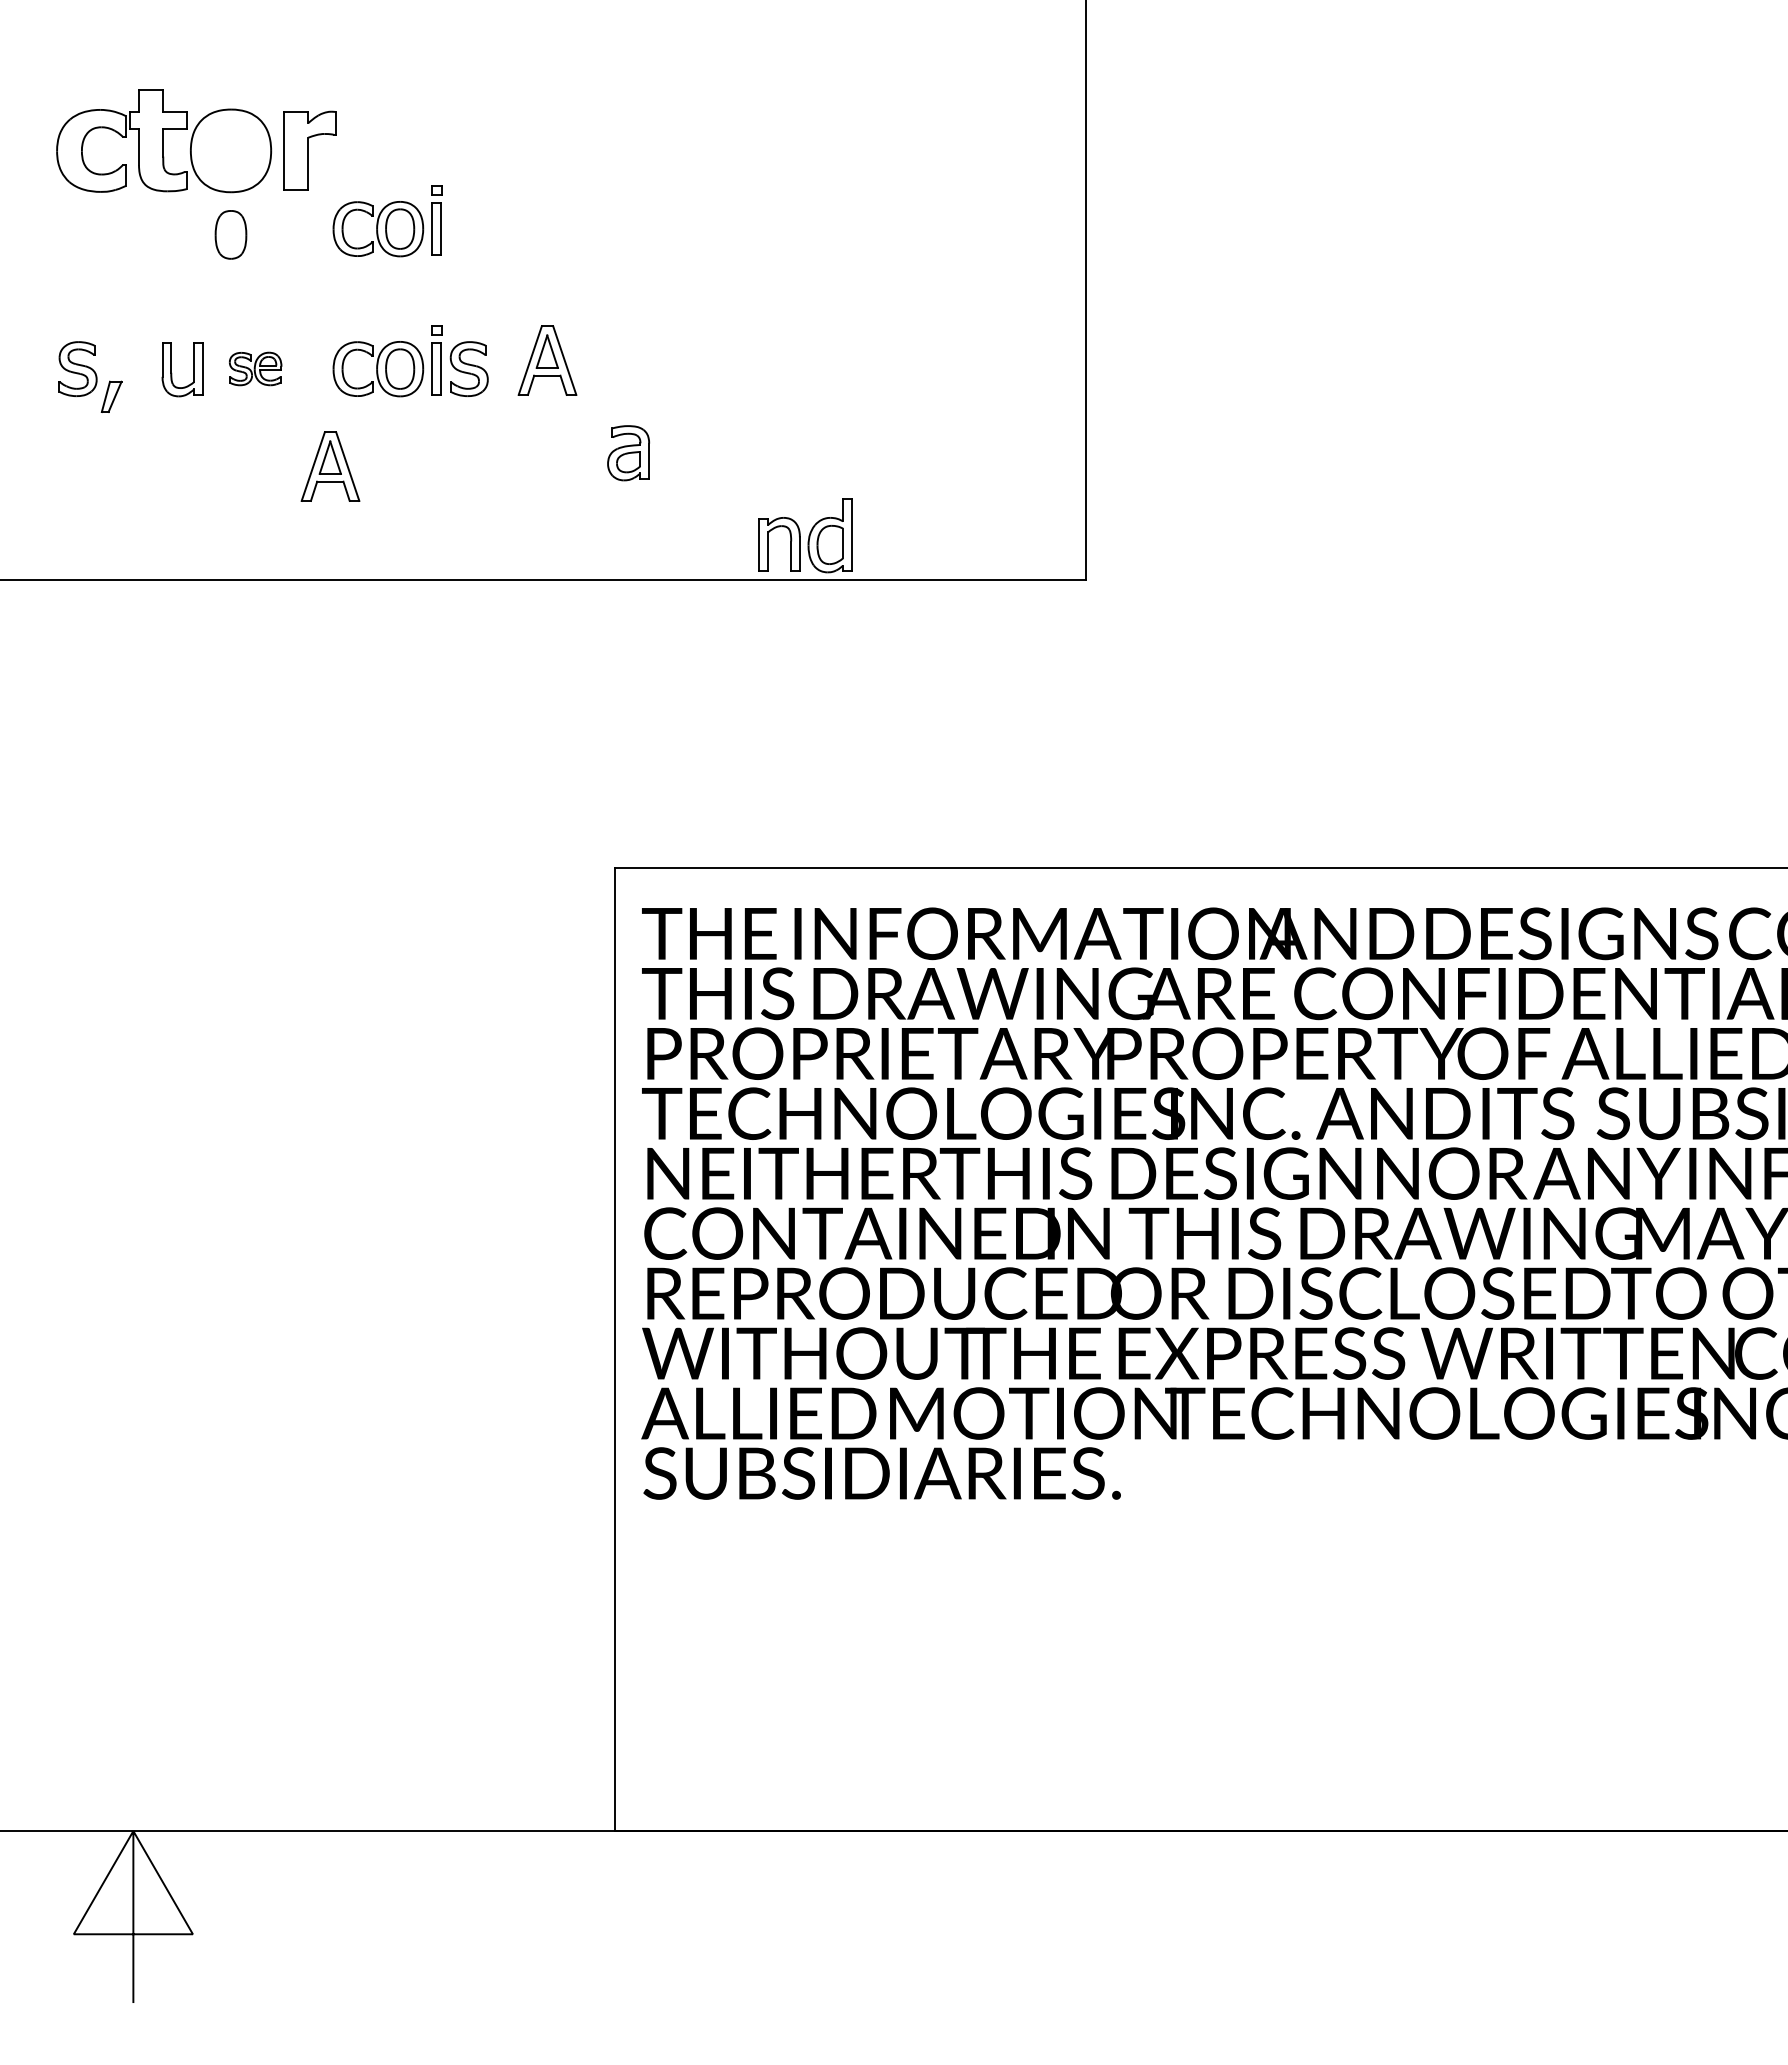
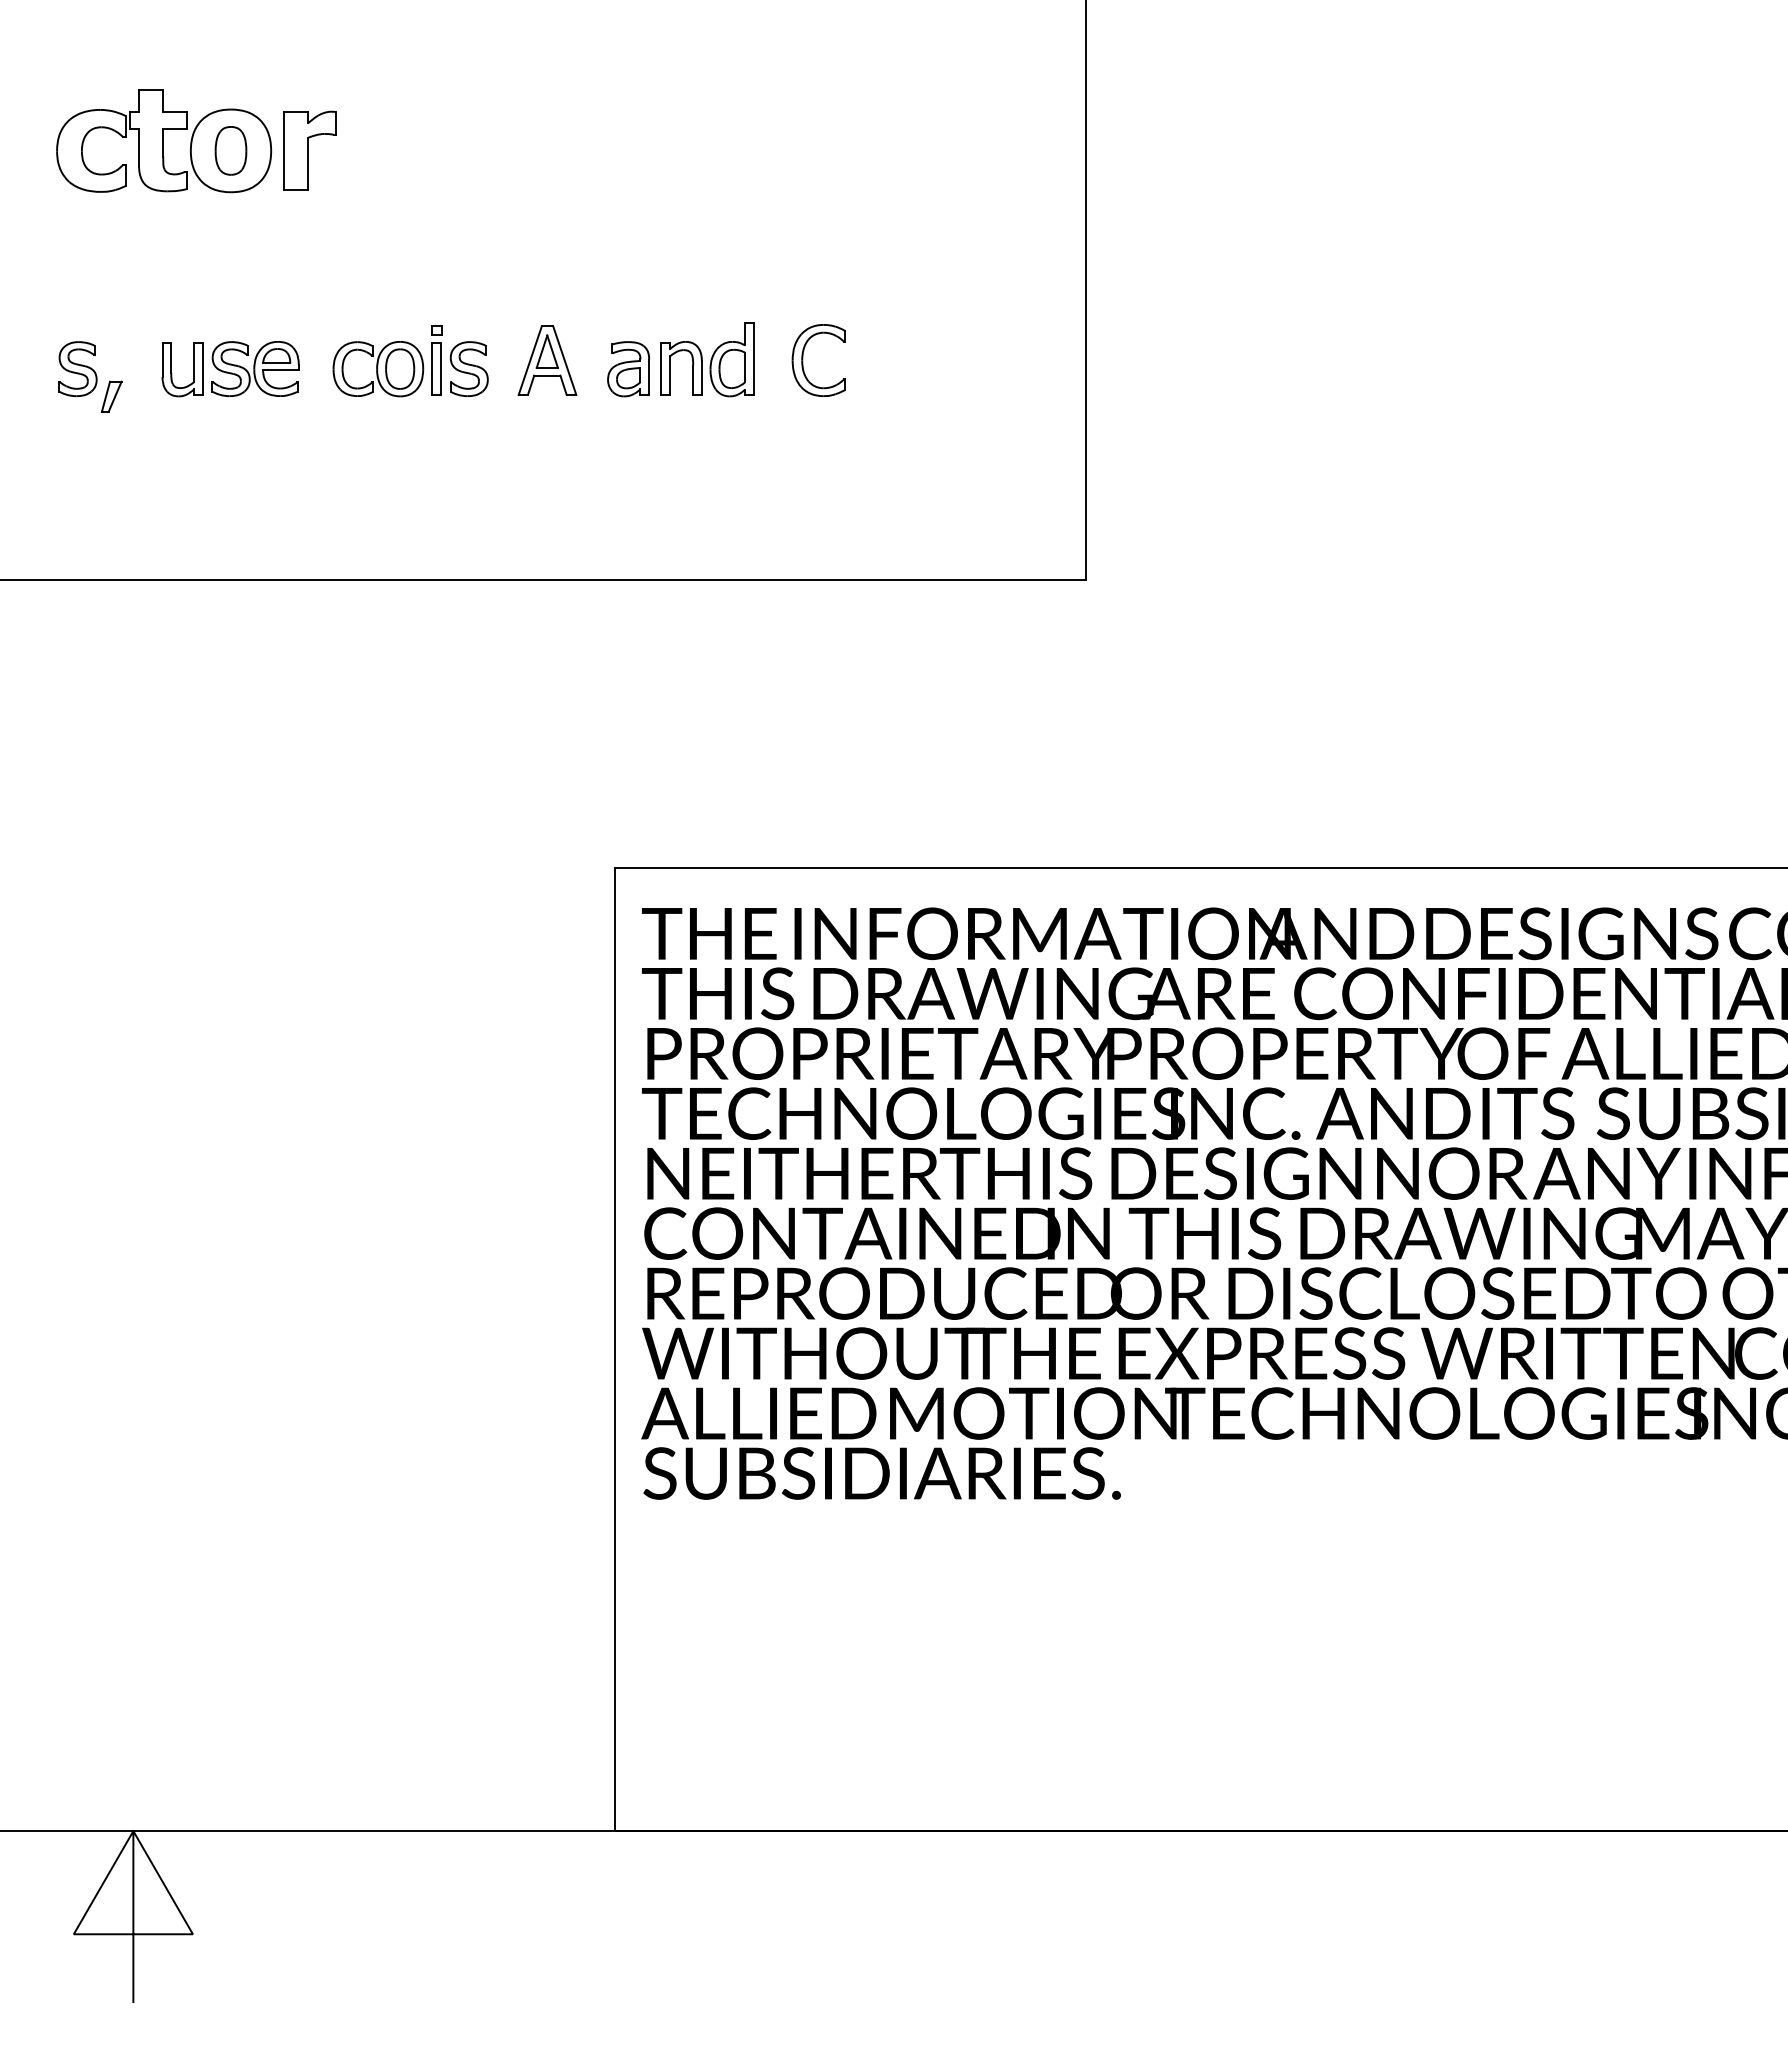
part: present -> none (387, 221)
part position: (230, 234) -> (230, 150) (230, 150)
part: none -> present (803, 360)
part size: 54x36 px -> 89x56 px (255, 368)
part position: (628, 453) -> (628, 369) (628, 369)
part: present -> none (330, 466)
part position: (805, 535) -> (707, 359) (707, 359)
